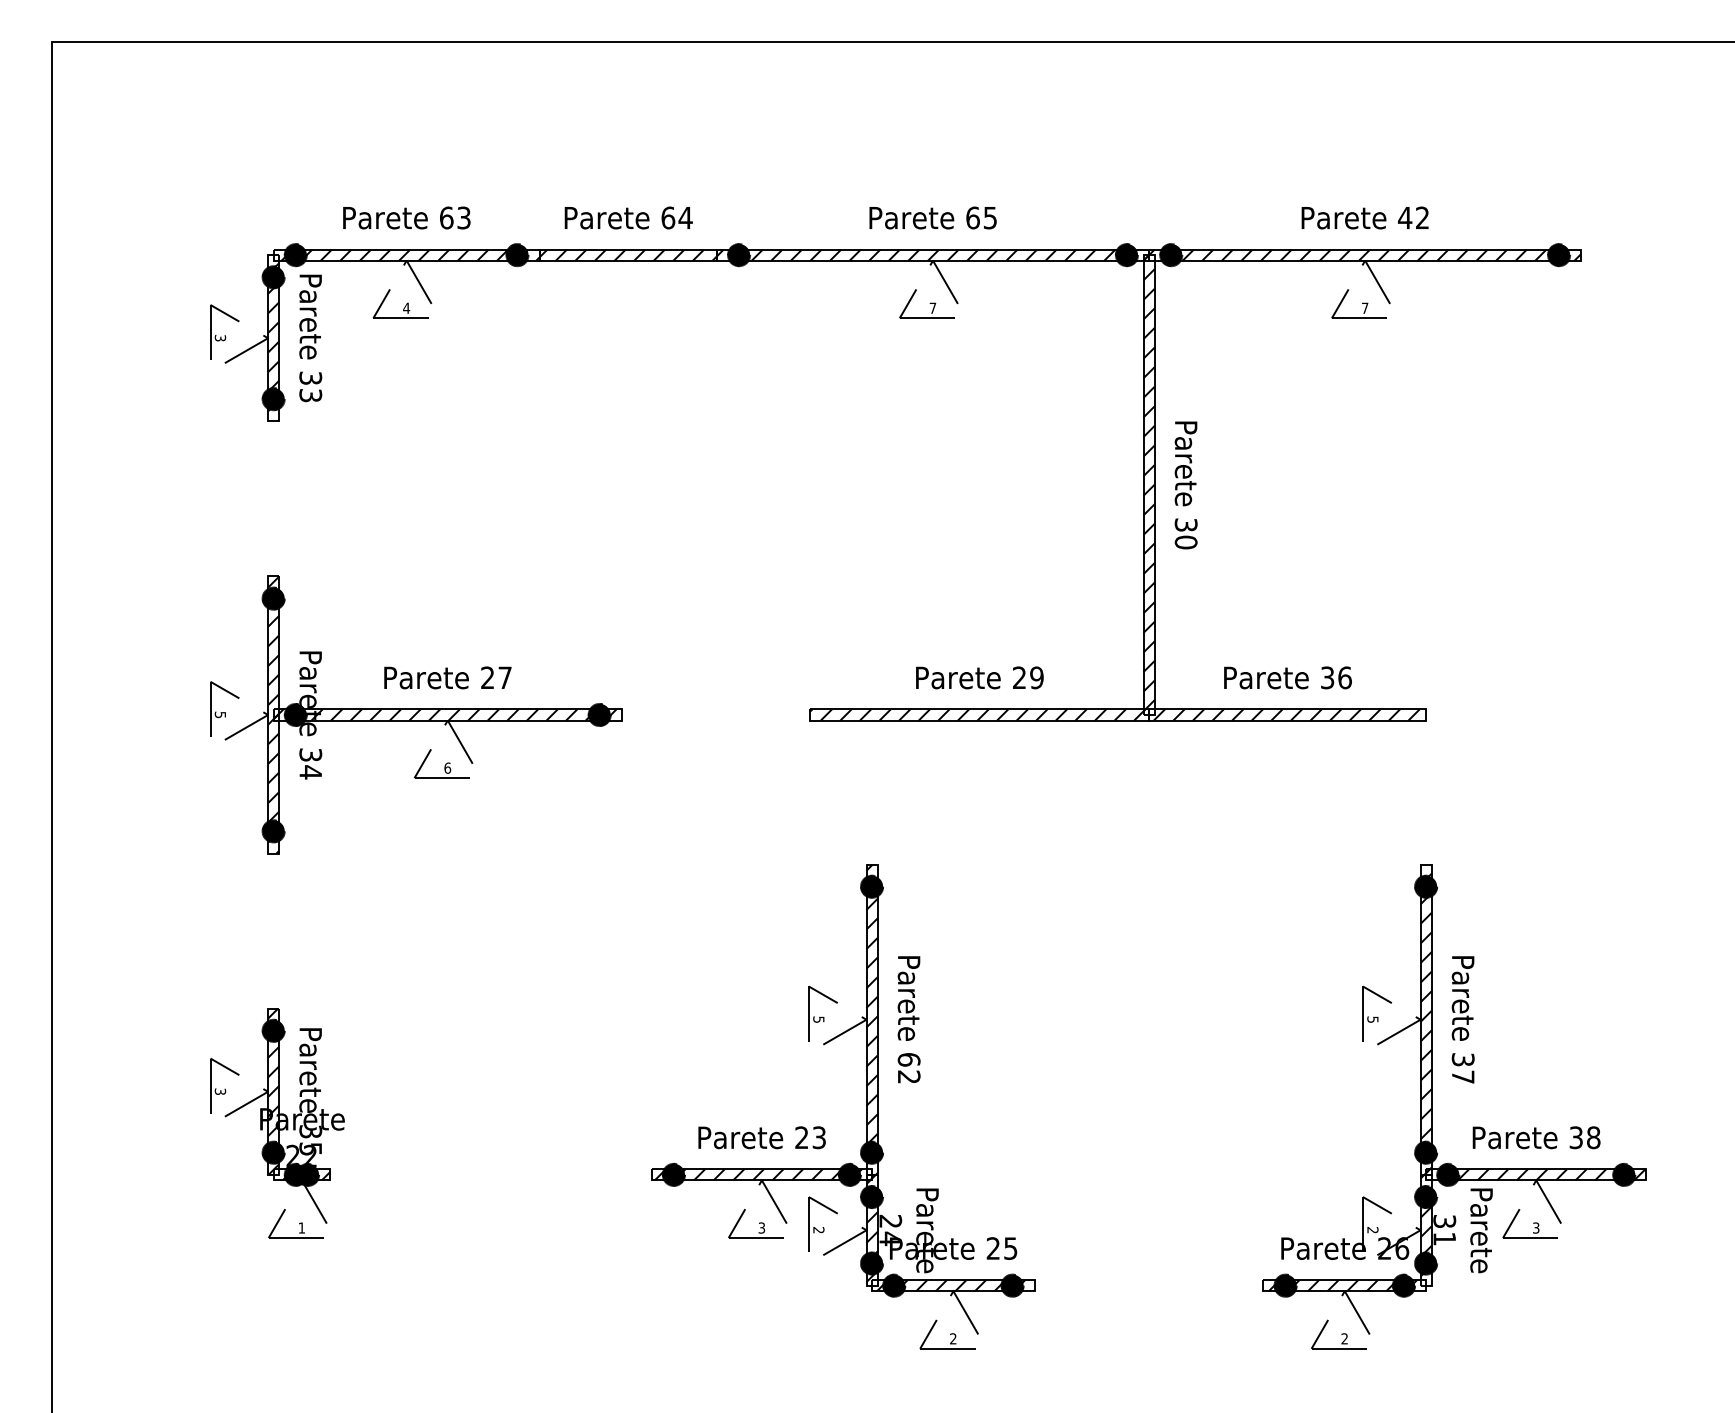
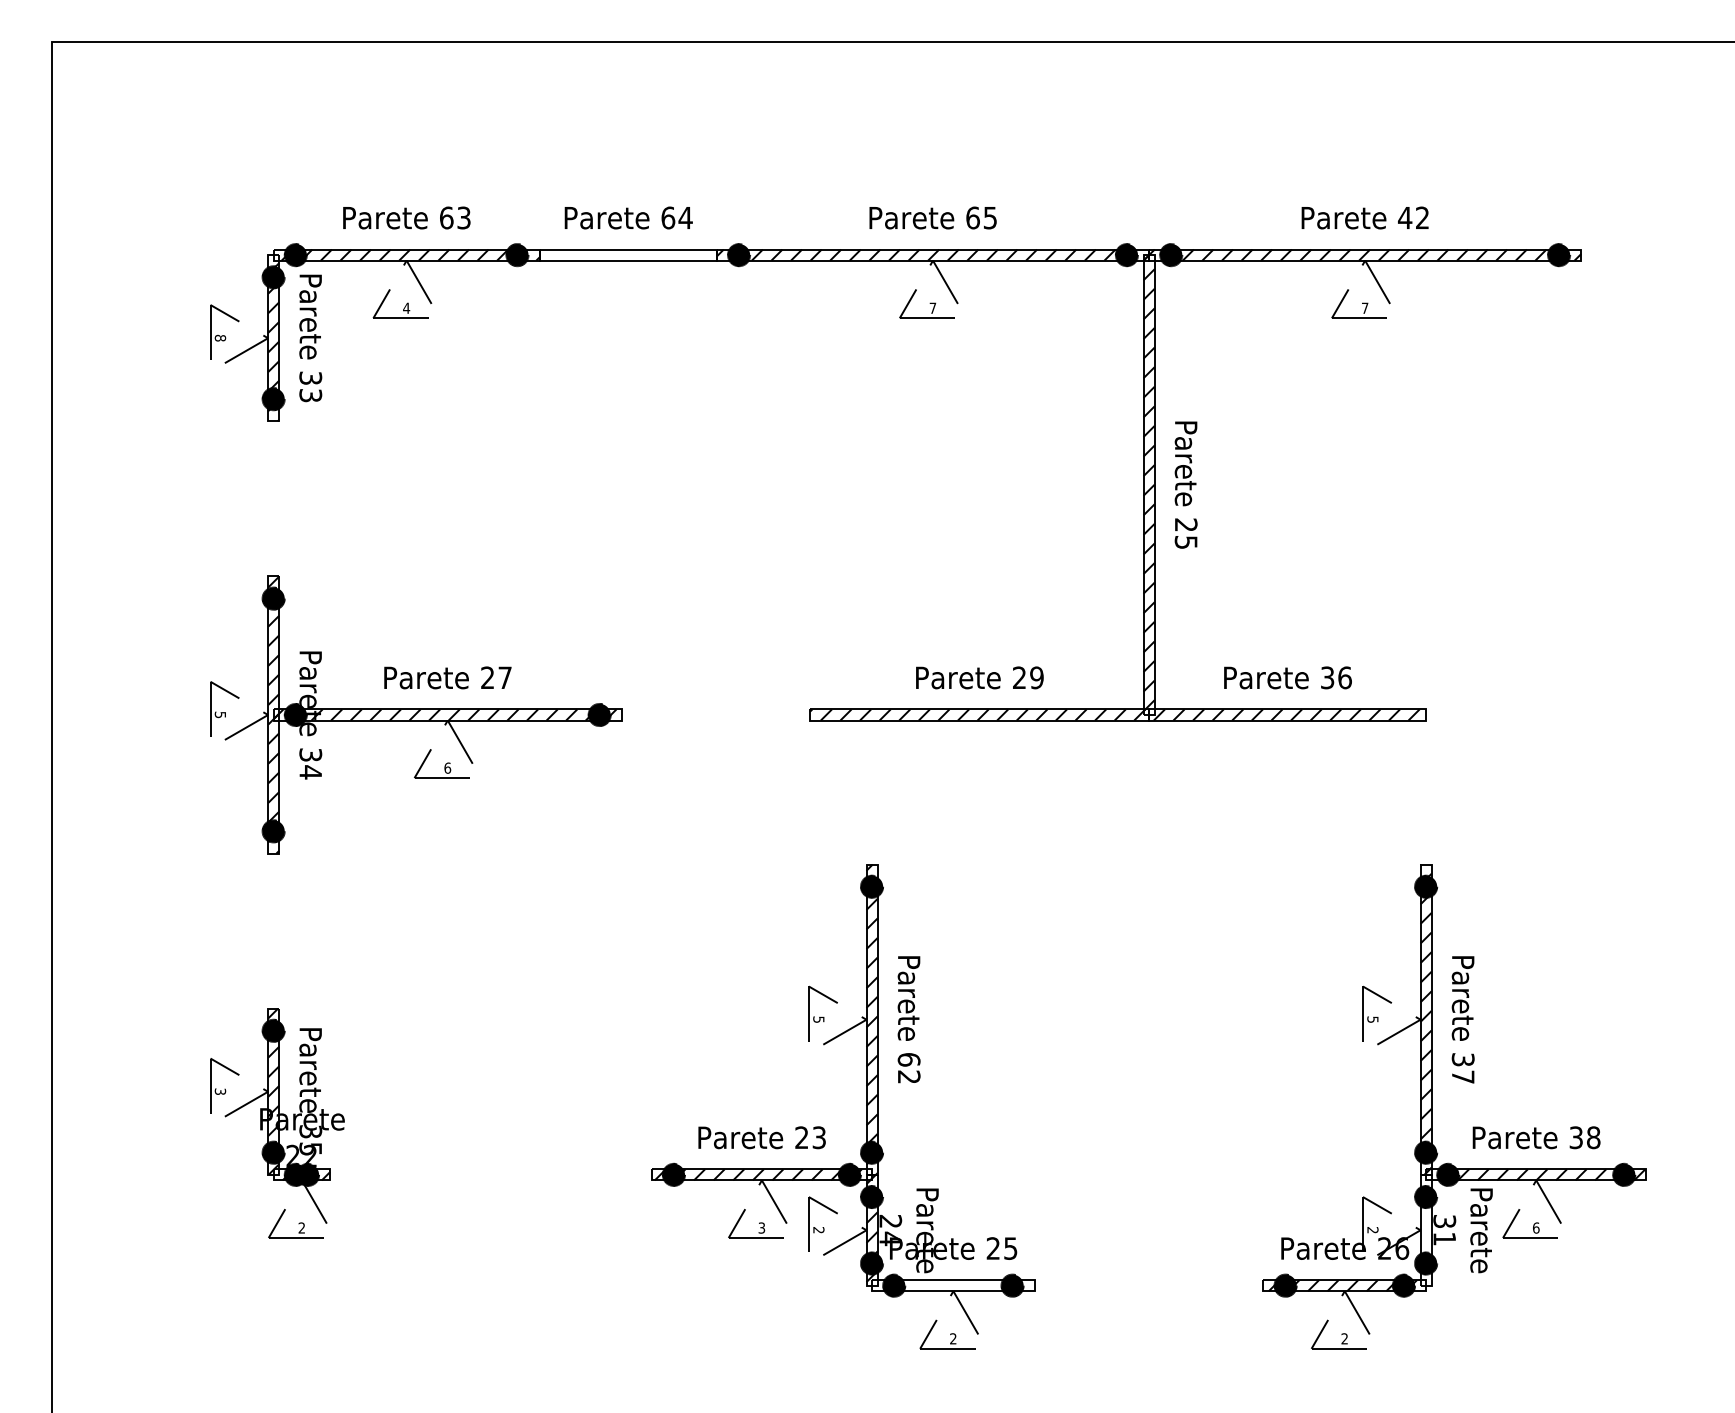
hatch: present -> none (627, 254)
text: 3 -> 8 (219, 337)
text: 30 -> 25 (1185, 533)
text: 1 -> 2 (301, 1227)
text: 3 -> 6 (1536, 1227)
hatch: present -> none (1425, 1229)
hatch: present -> none (955, 1285)
